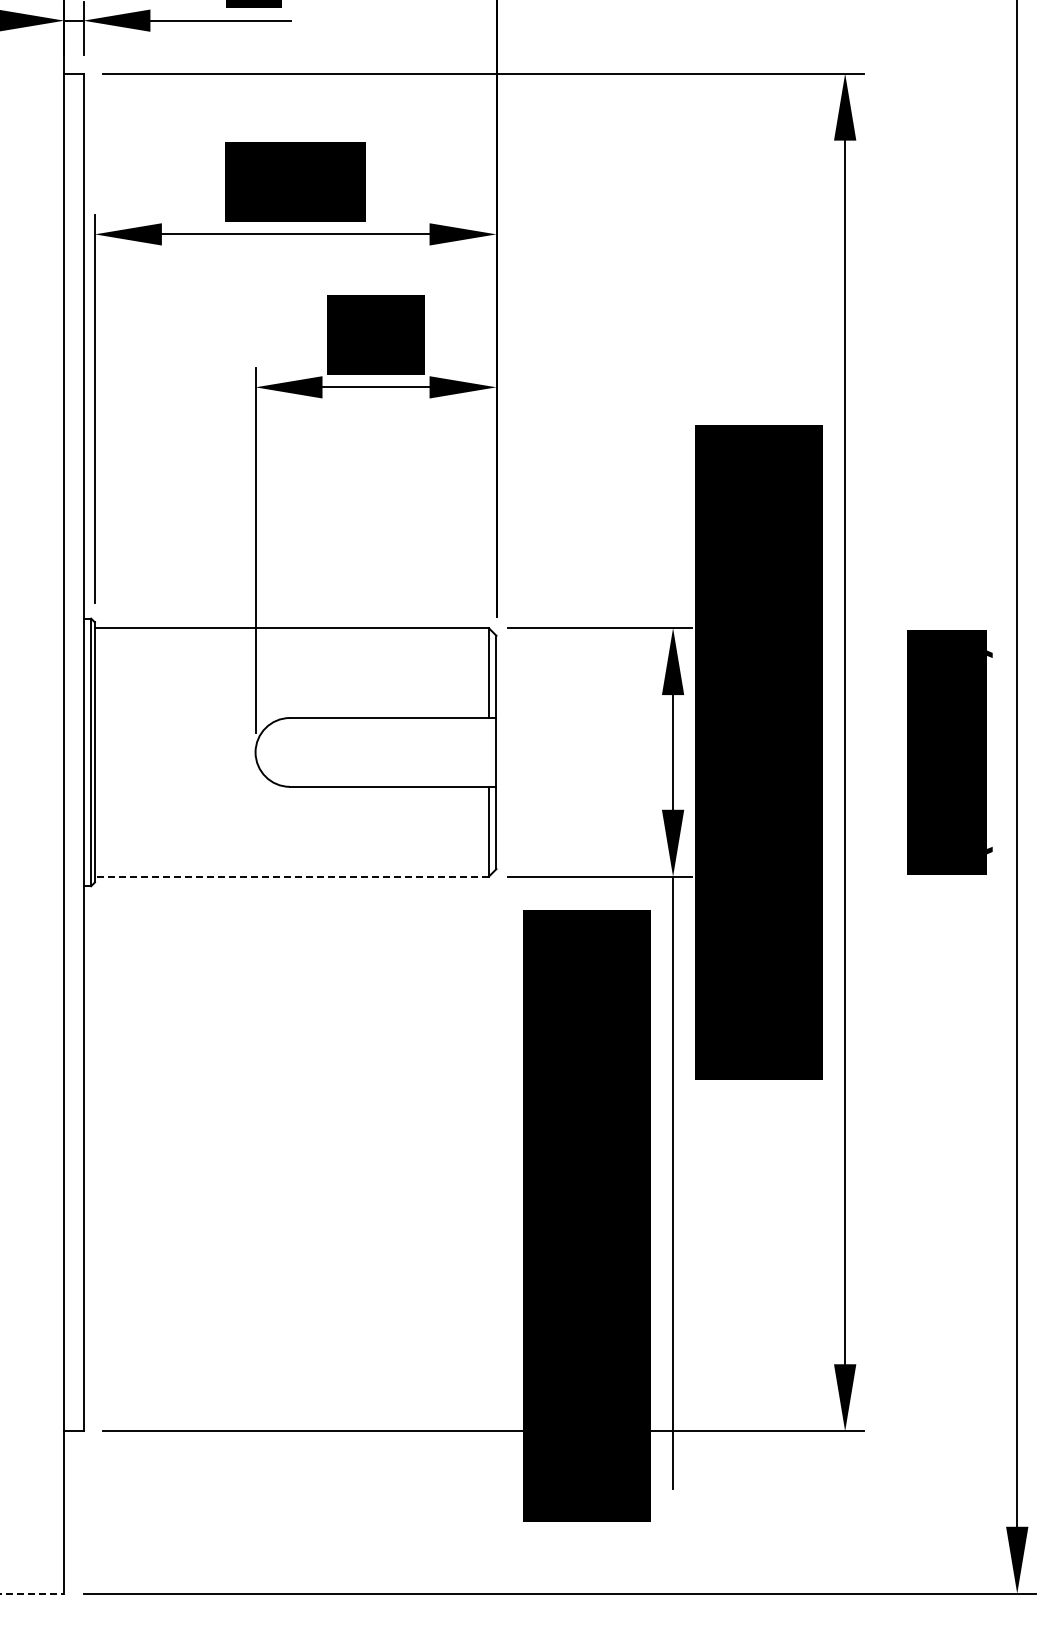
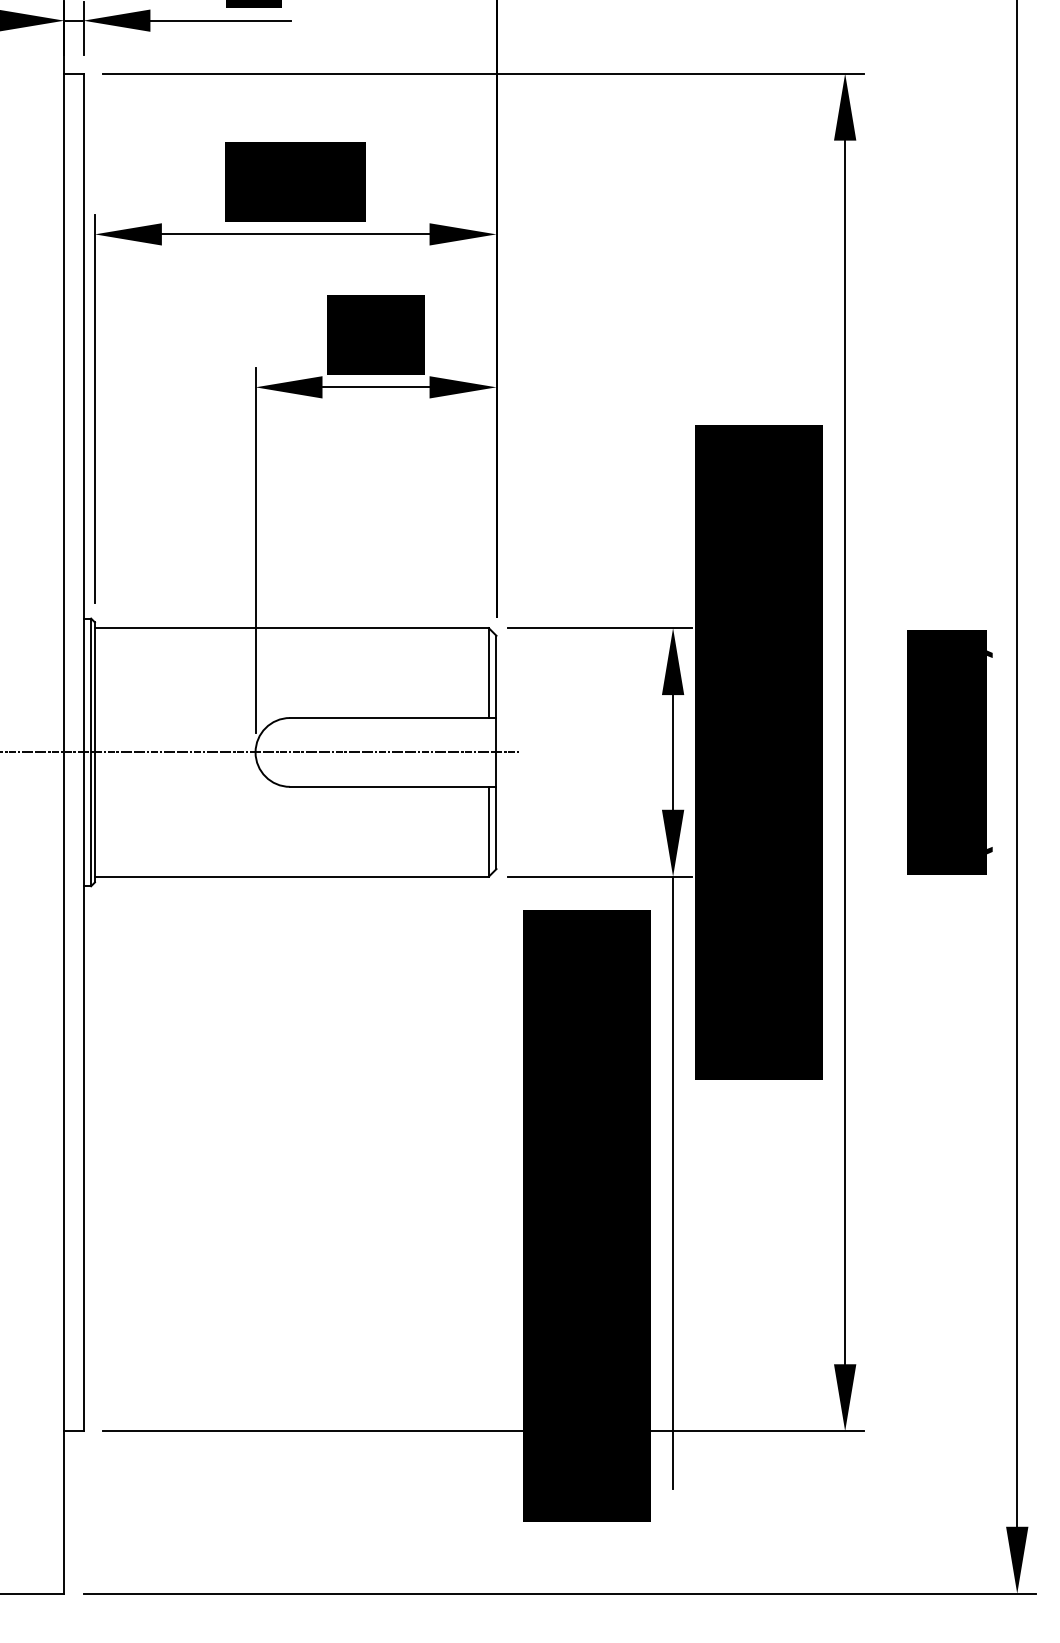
line: none -> present (260, 752)
line: dashed -> solid (291, 876)
line: dashed -> solid (32, 1593)
